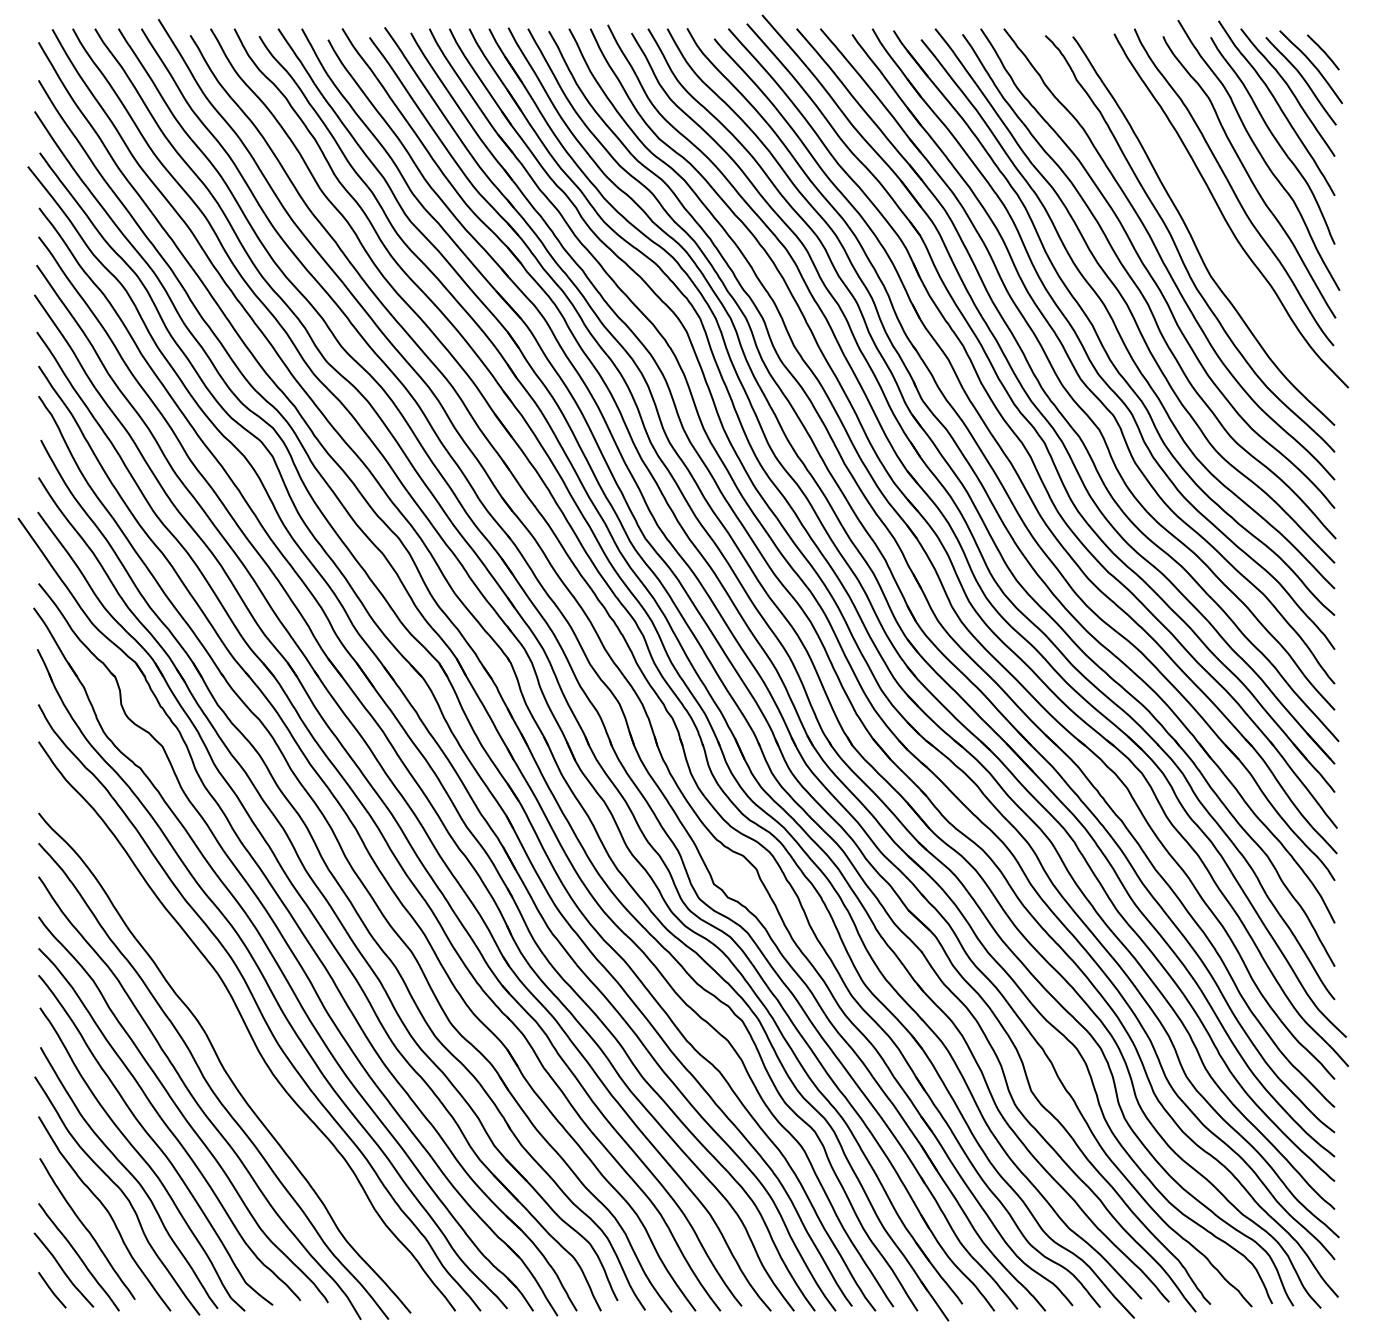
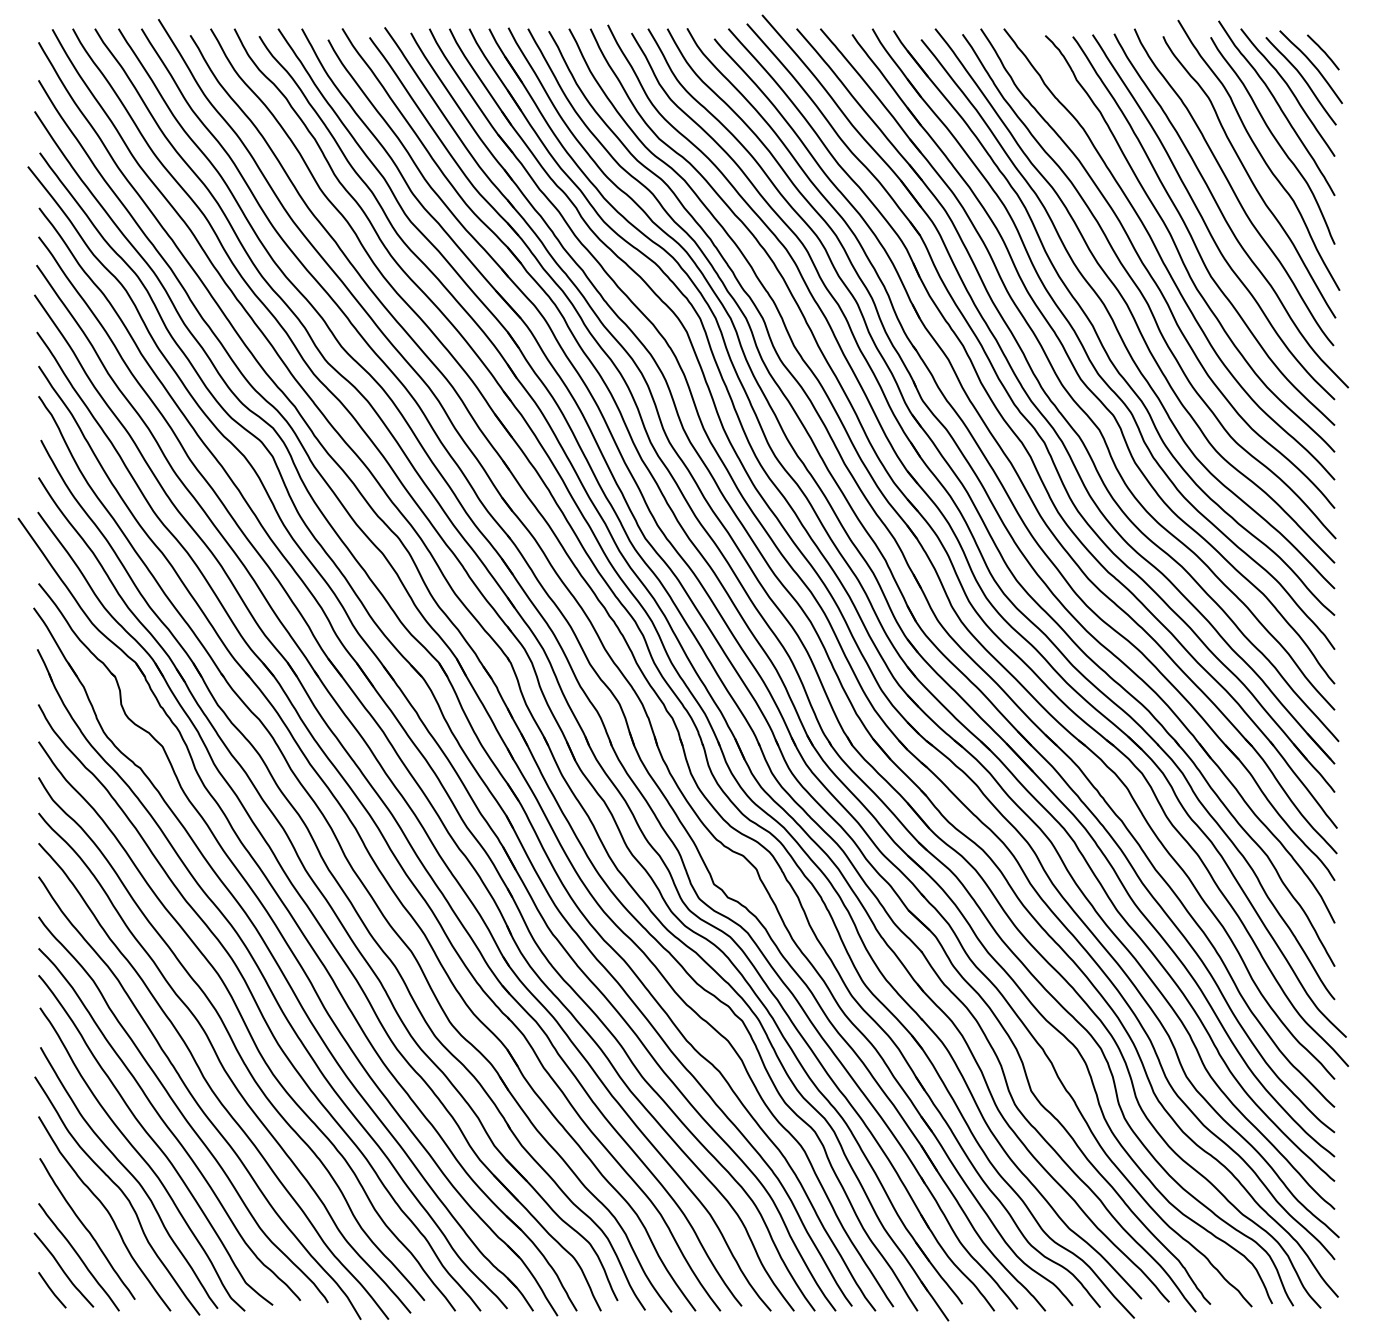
curve: none -> present (1205, 221)
curve: none -> present (231, 1038)
